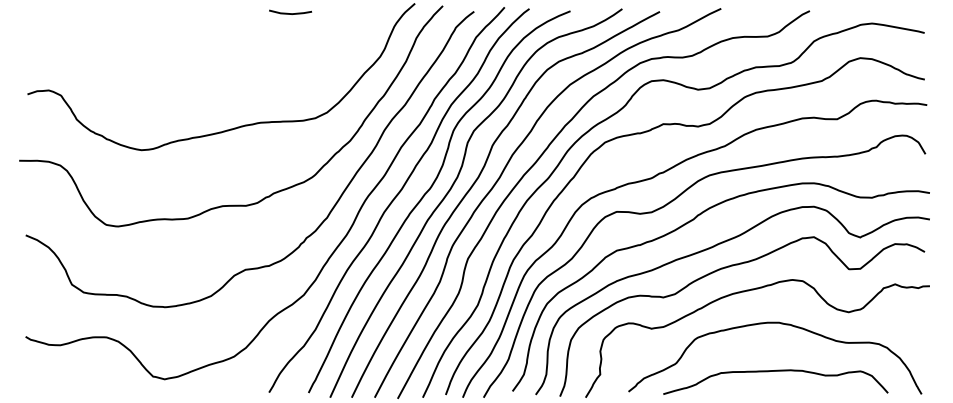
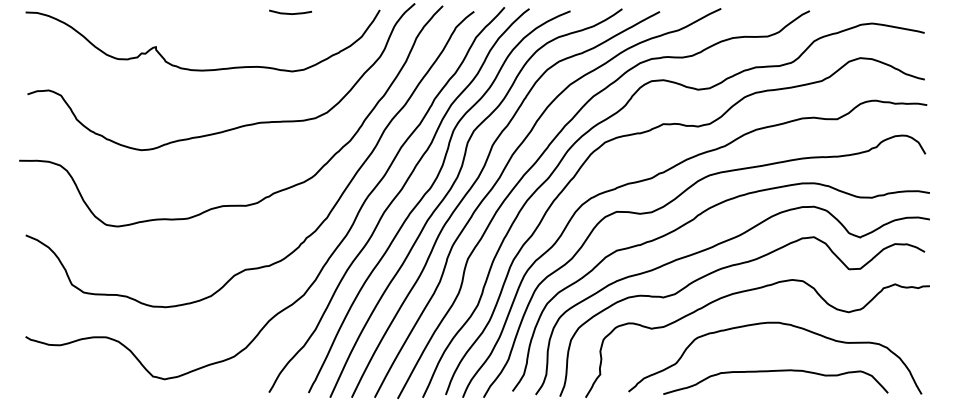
curve: none -> present (202, 69)
